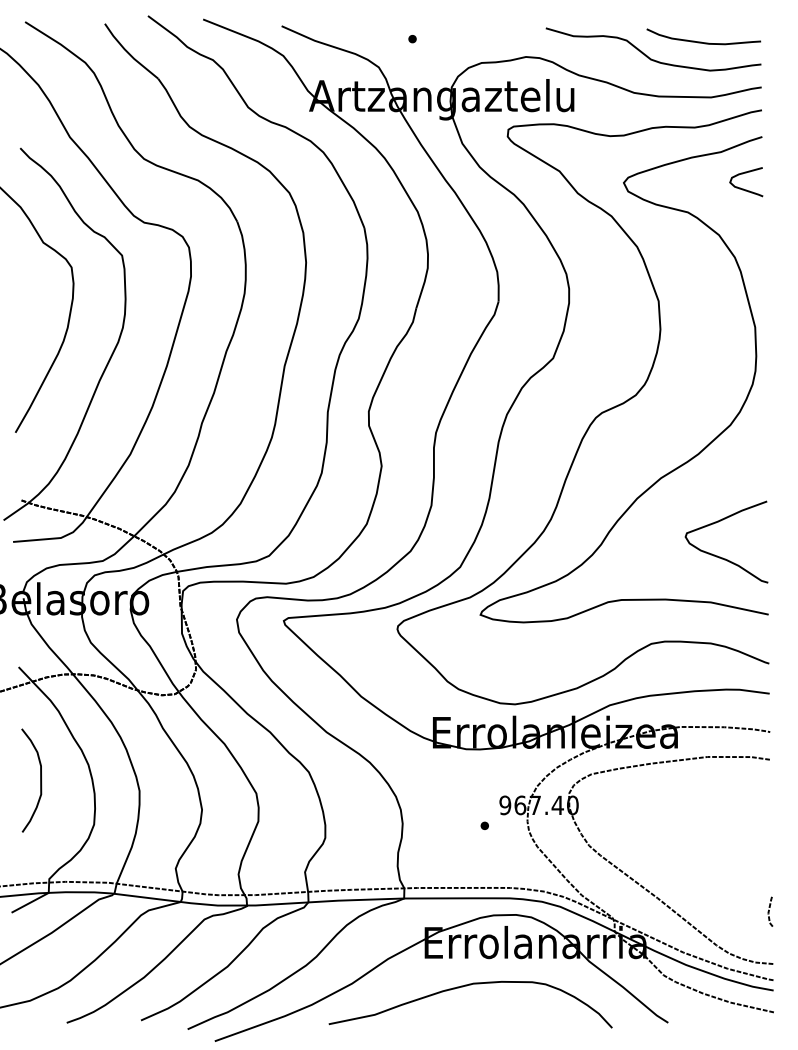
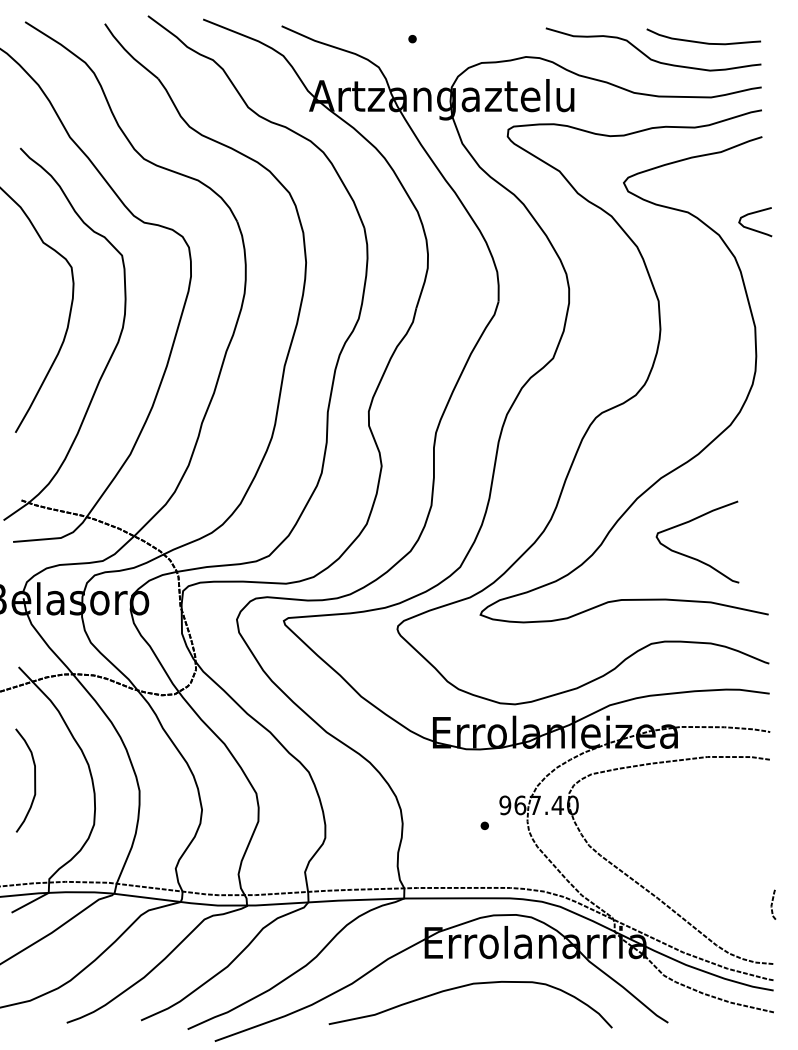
curve position: (743, 188) -> (752, 228) (752, 228)
curve position: (720, 556) -> (691, 556) (691, 556)
curve position: (40, 780) -> (34, 780) (34, 780)
line position: (769, 911) -> (772, 904) (772, 904)
